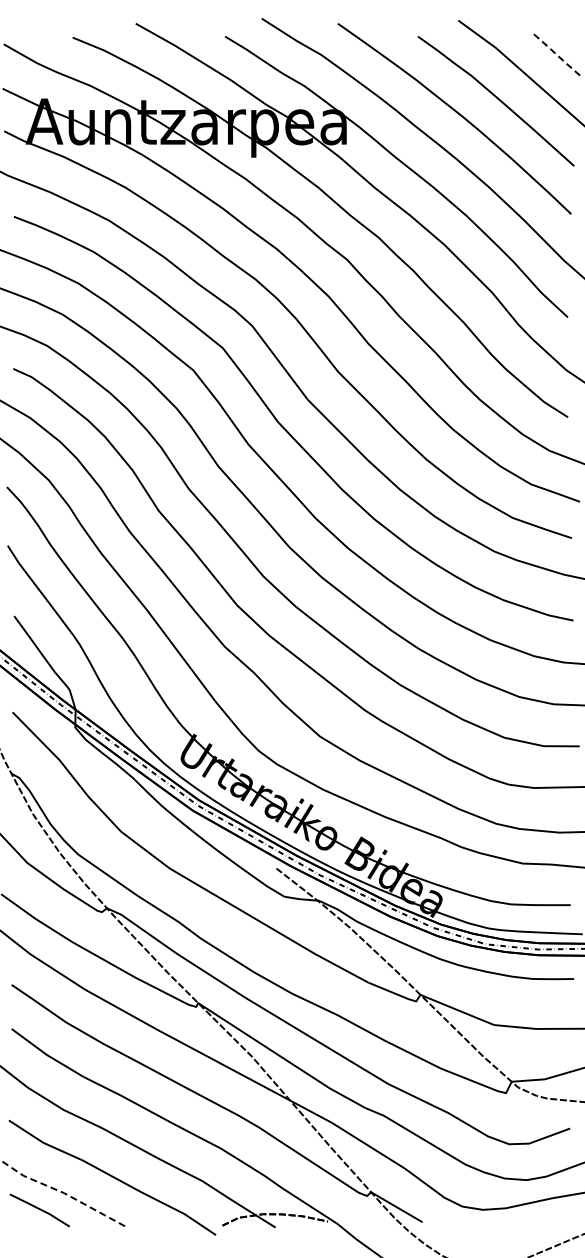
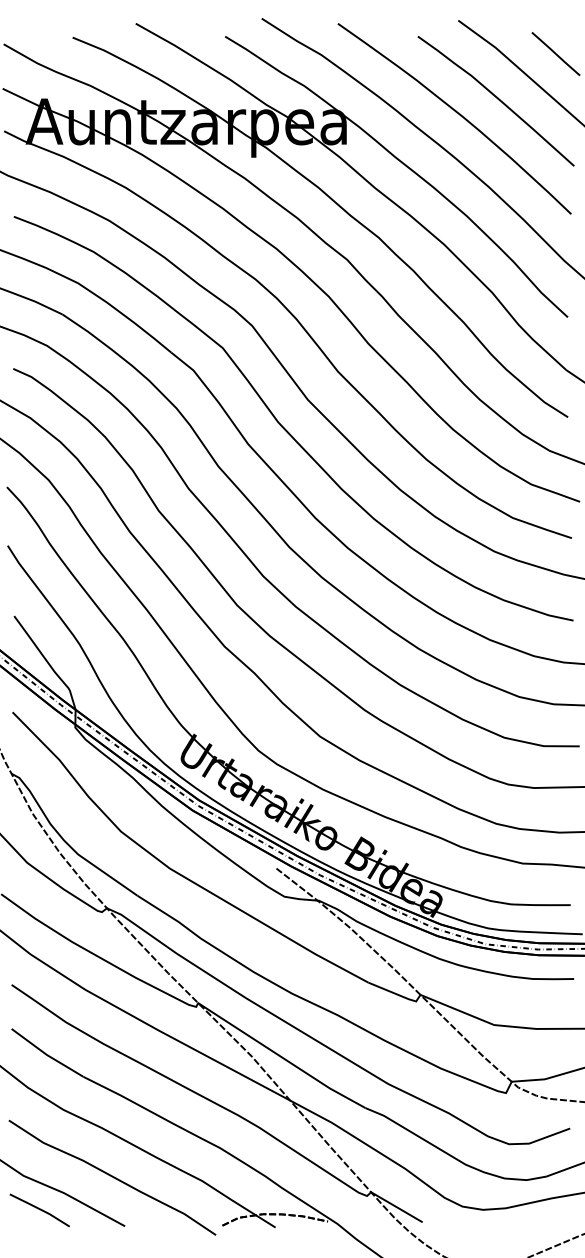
line: dashed -> solid (556, 54)
line: dashed -> solid (62, 1192)
